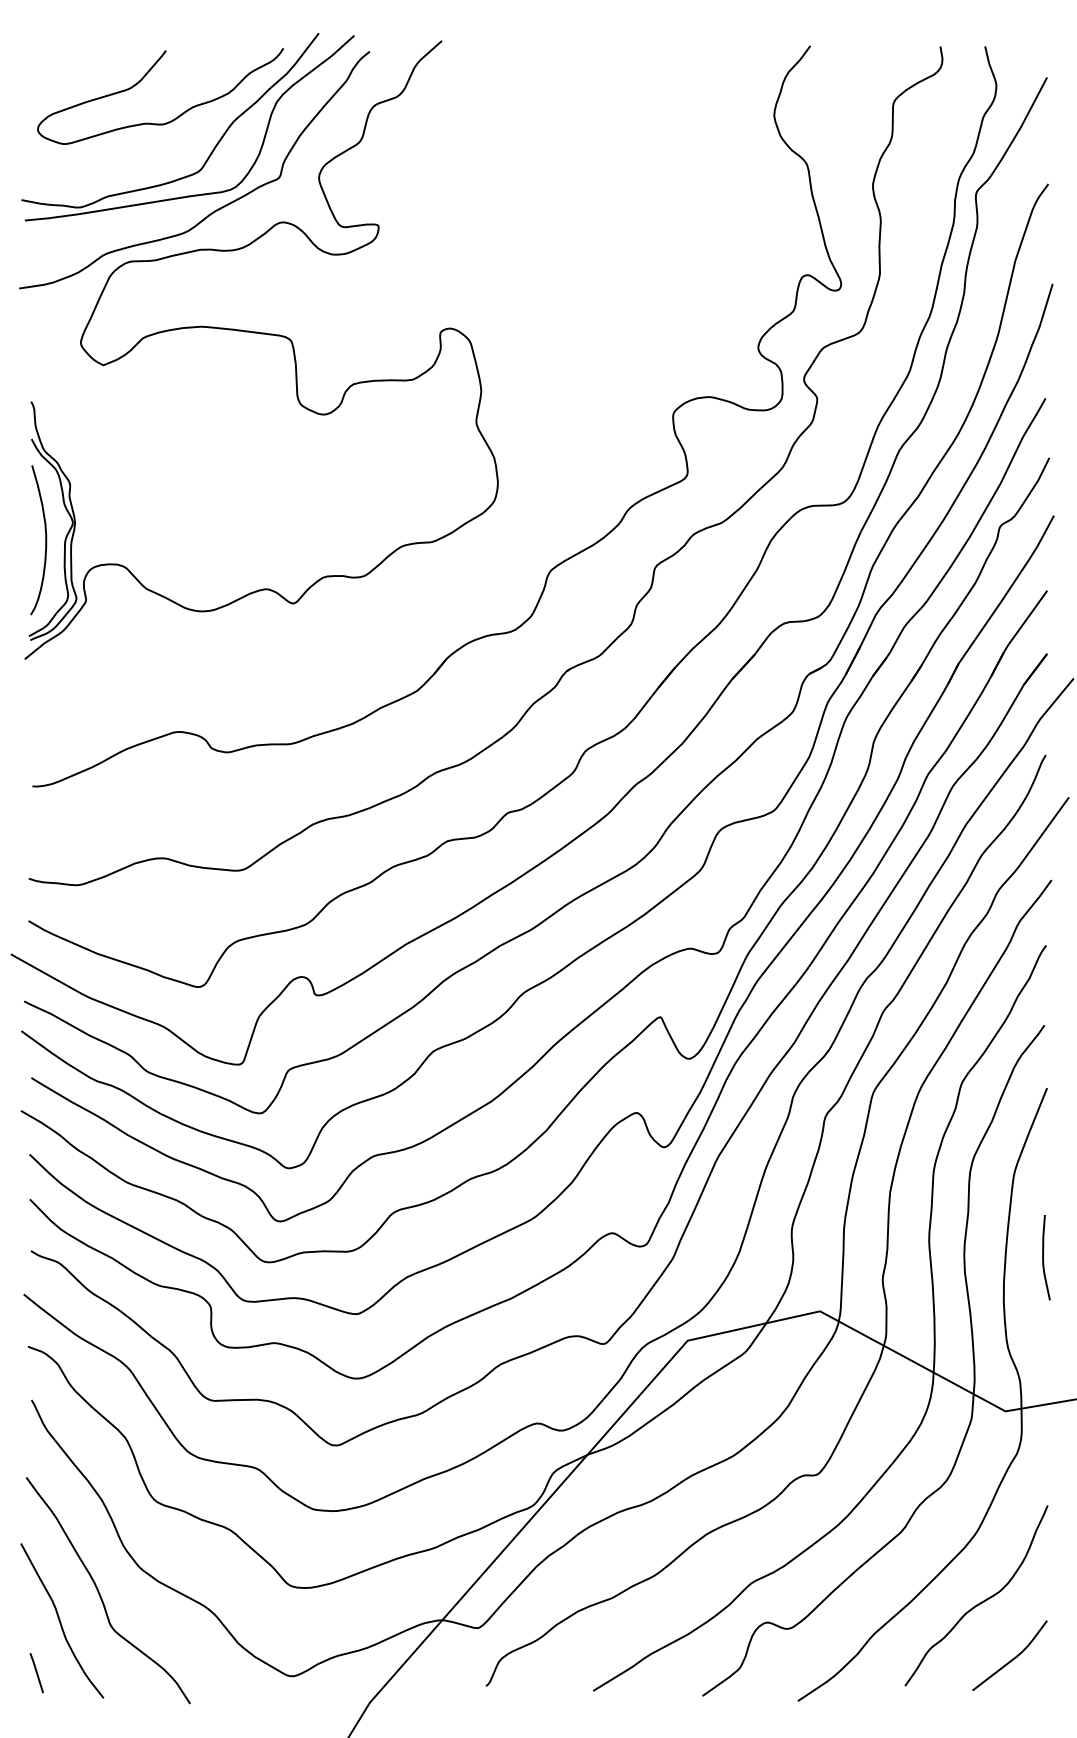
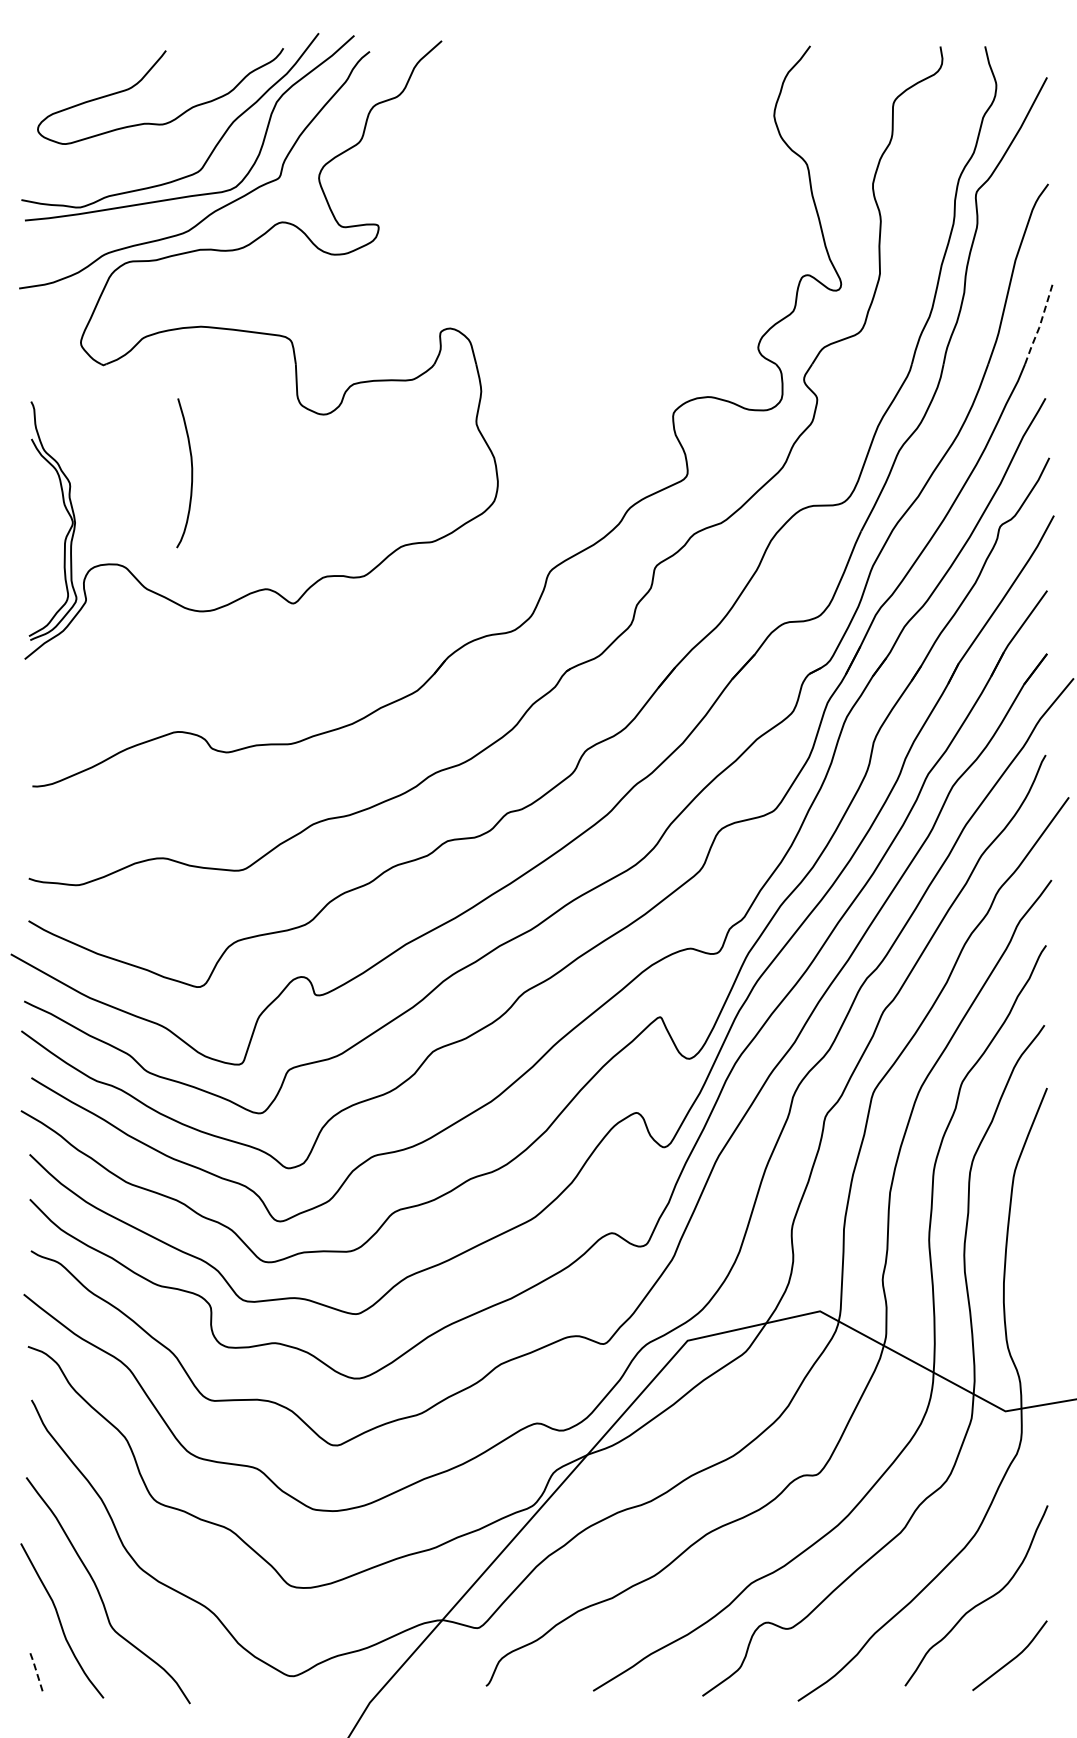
line: solid -> dashed (1040, 325)
curve position: (45, 540) -> (191, 473) (191, 473)
curve: present -> none (1043, 1257)
line: solid -> dashed (36, 1672)
